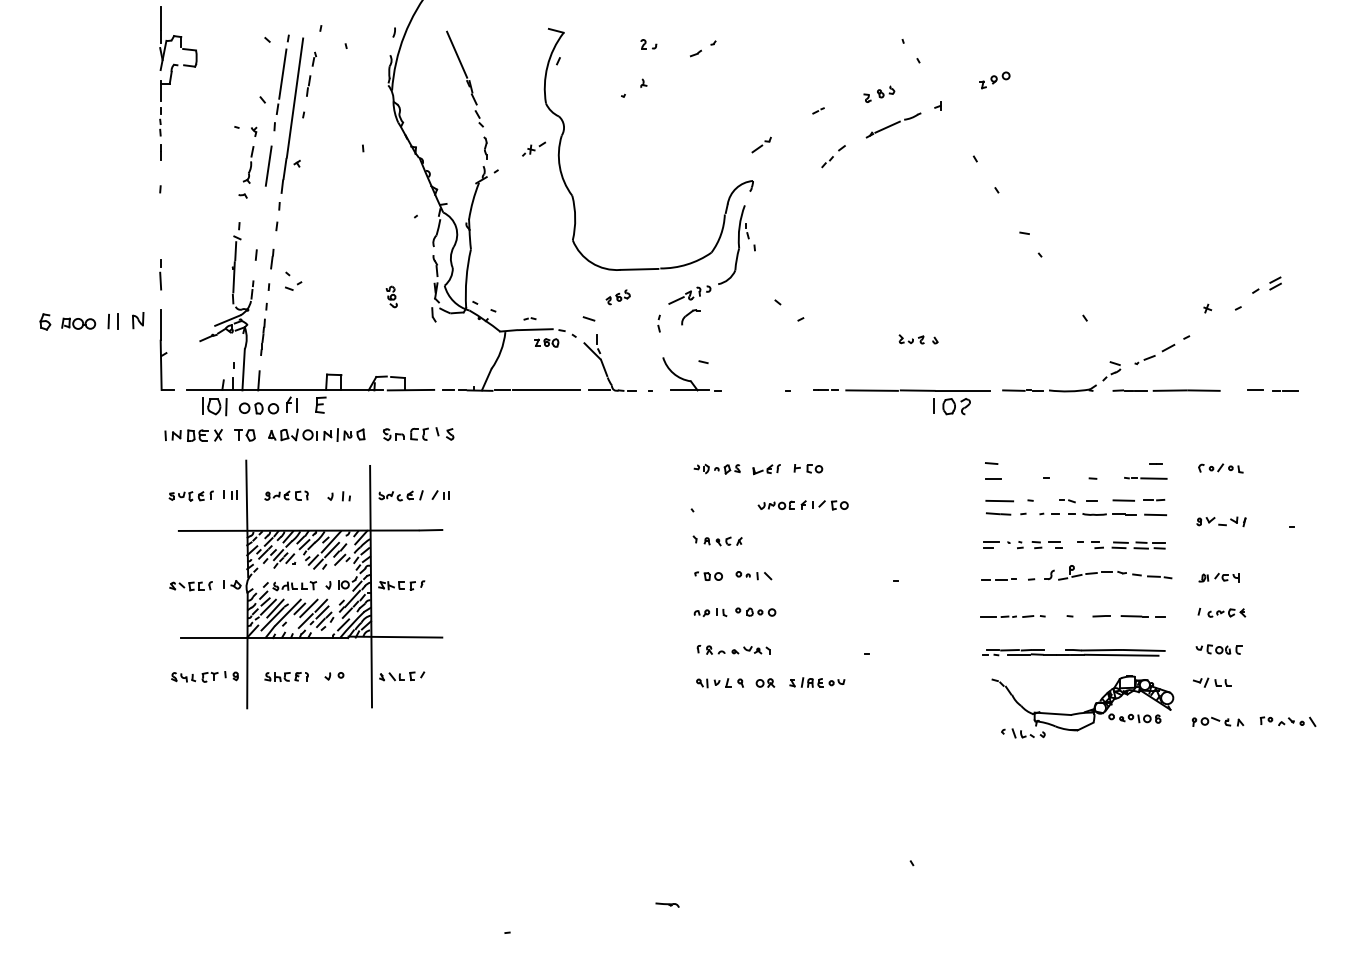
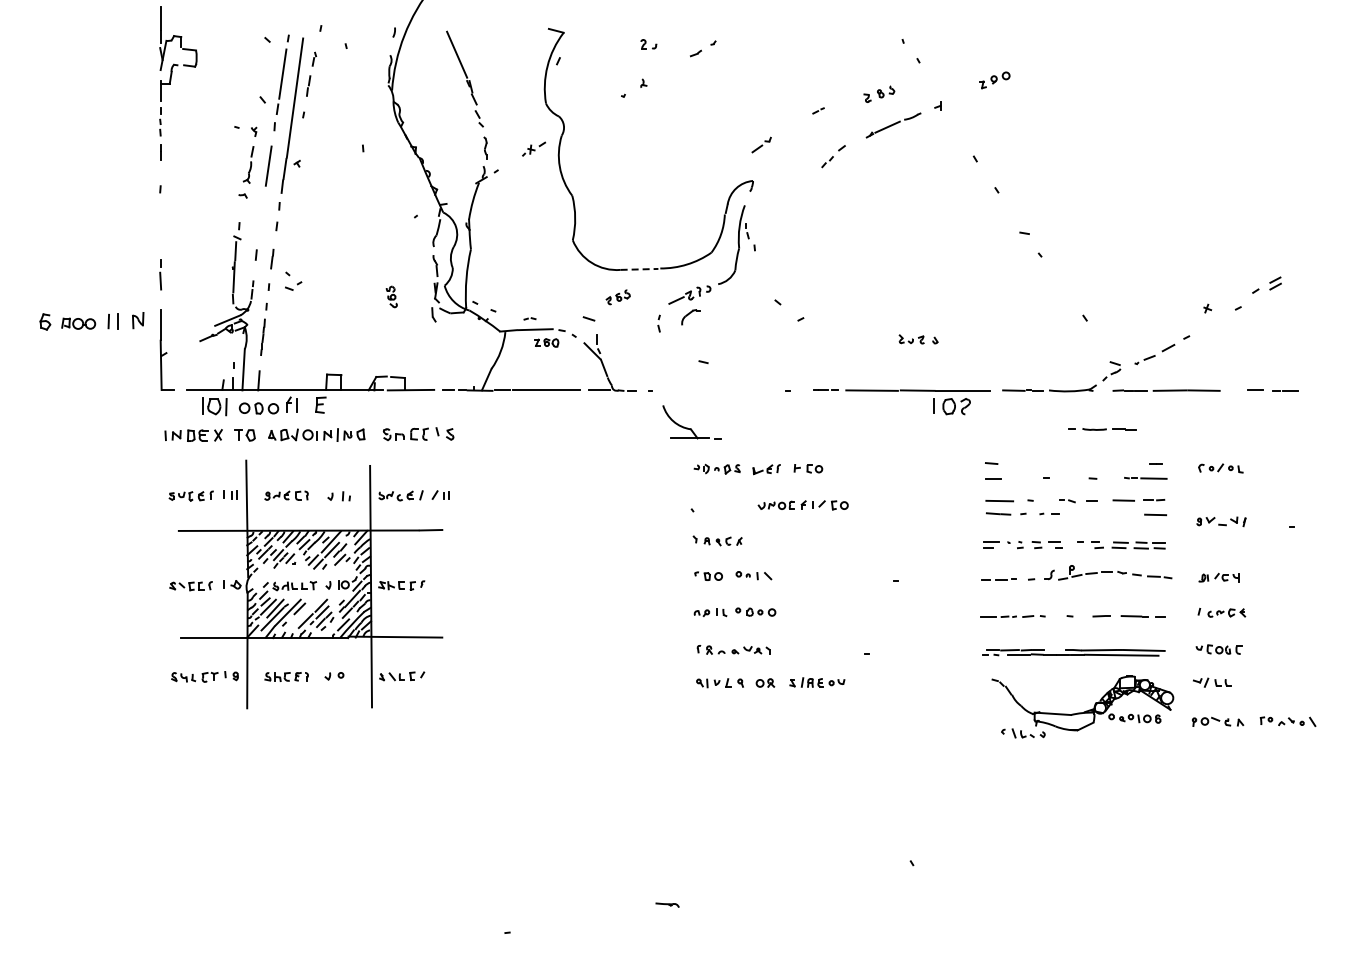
line: solid -> dashed (639, 269)
part position: (691, 374) -> (691, 422) (691, 422)
part position: (1102, 514) -> (1102, 429) (1102, 429)
line: present -> none (308, 608)
